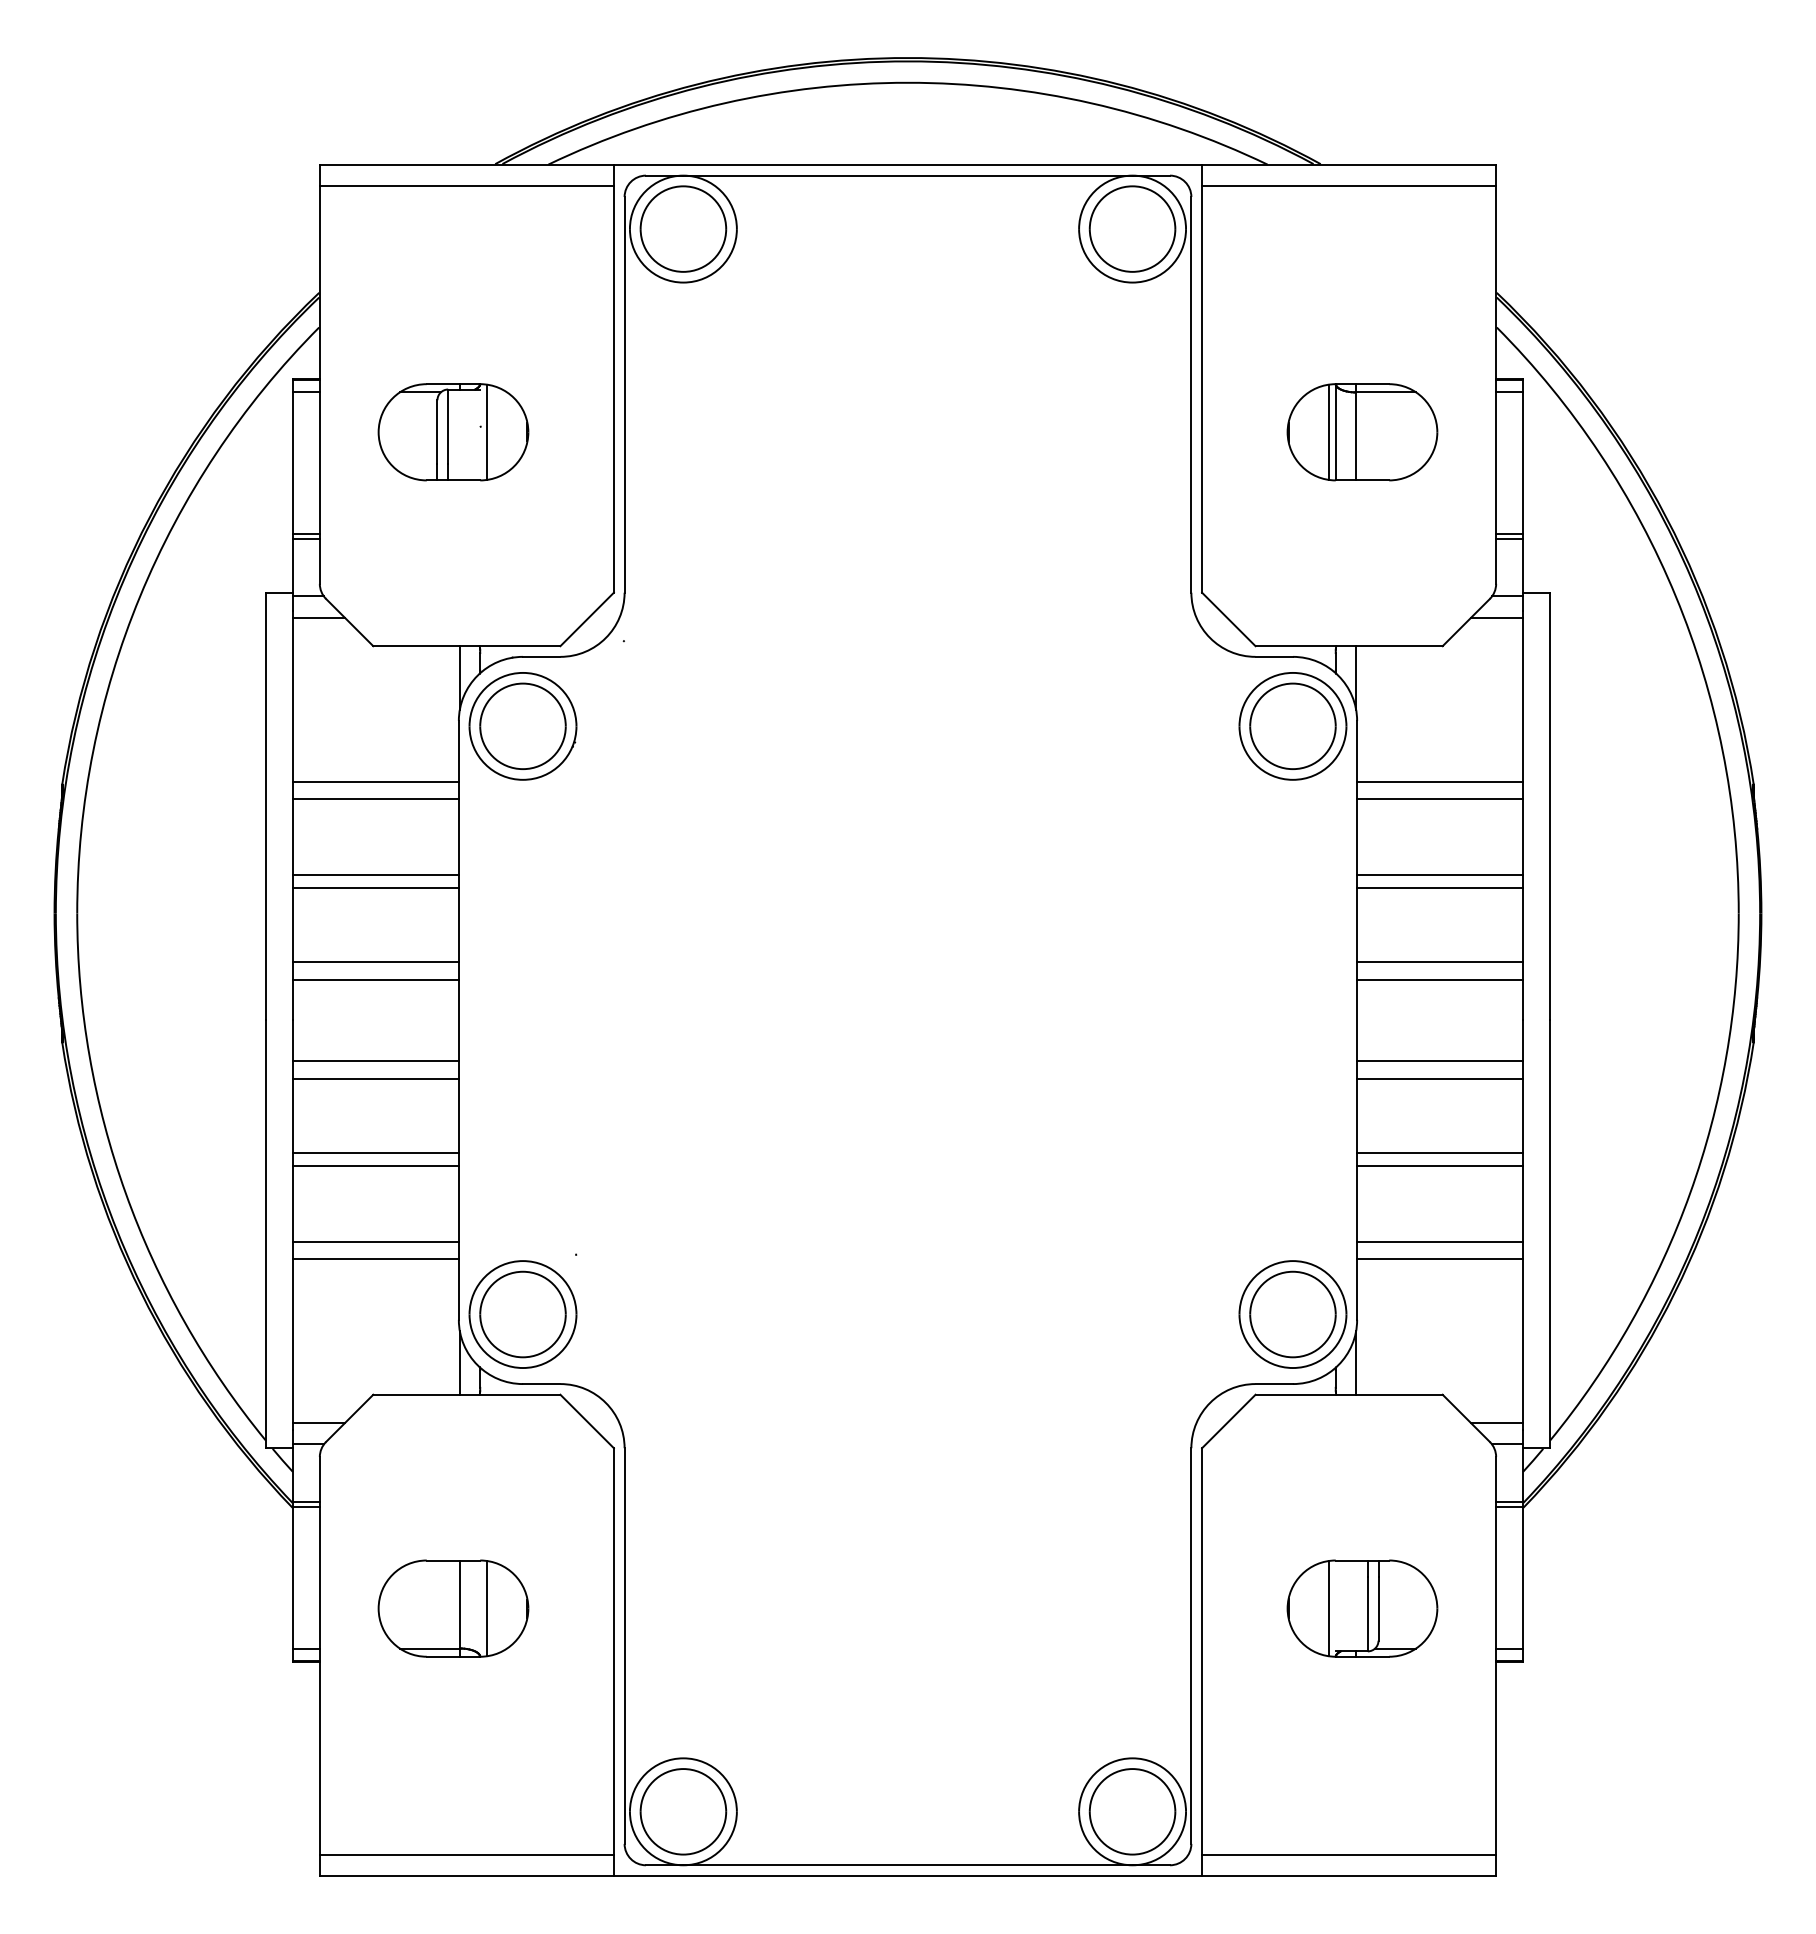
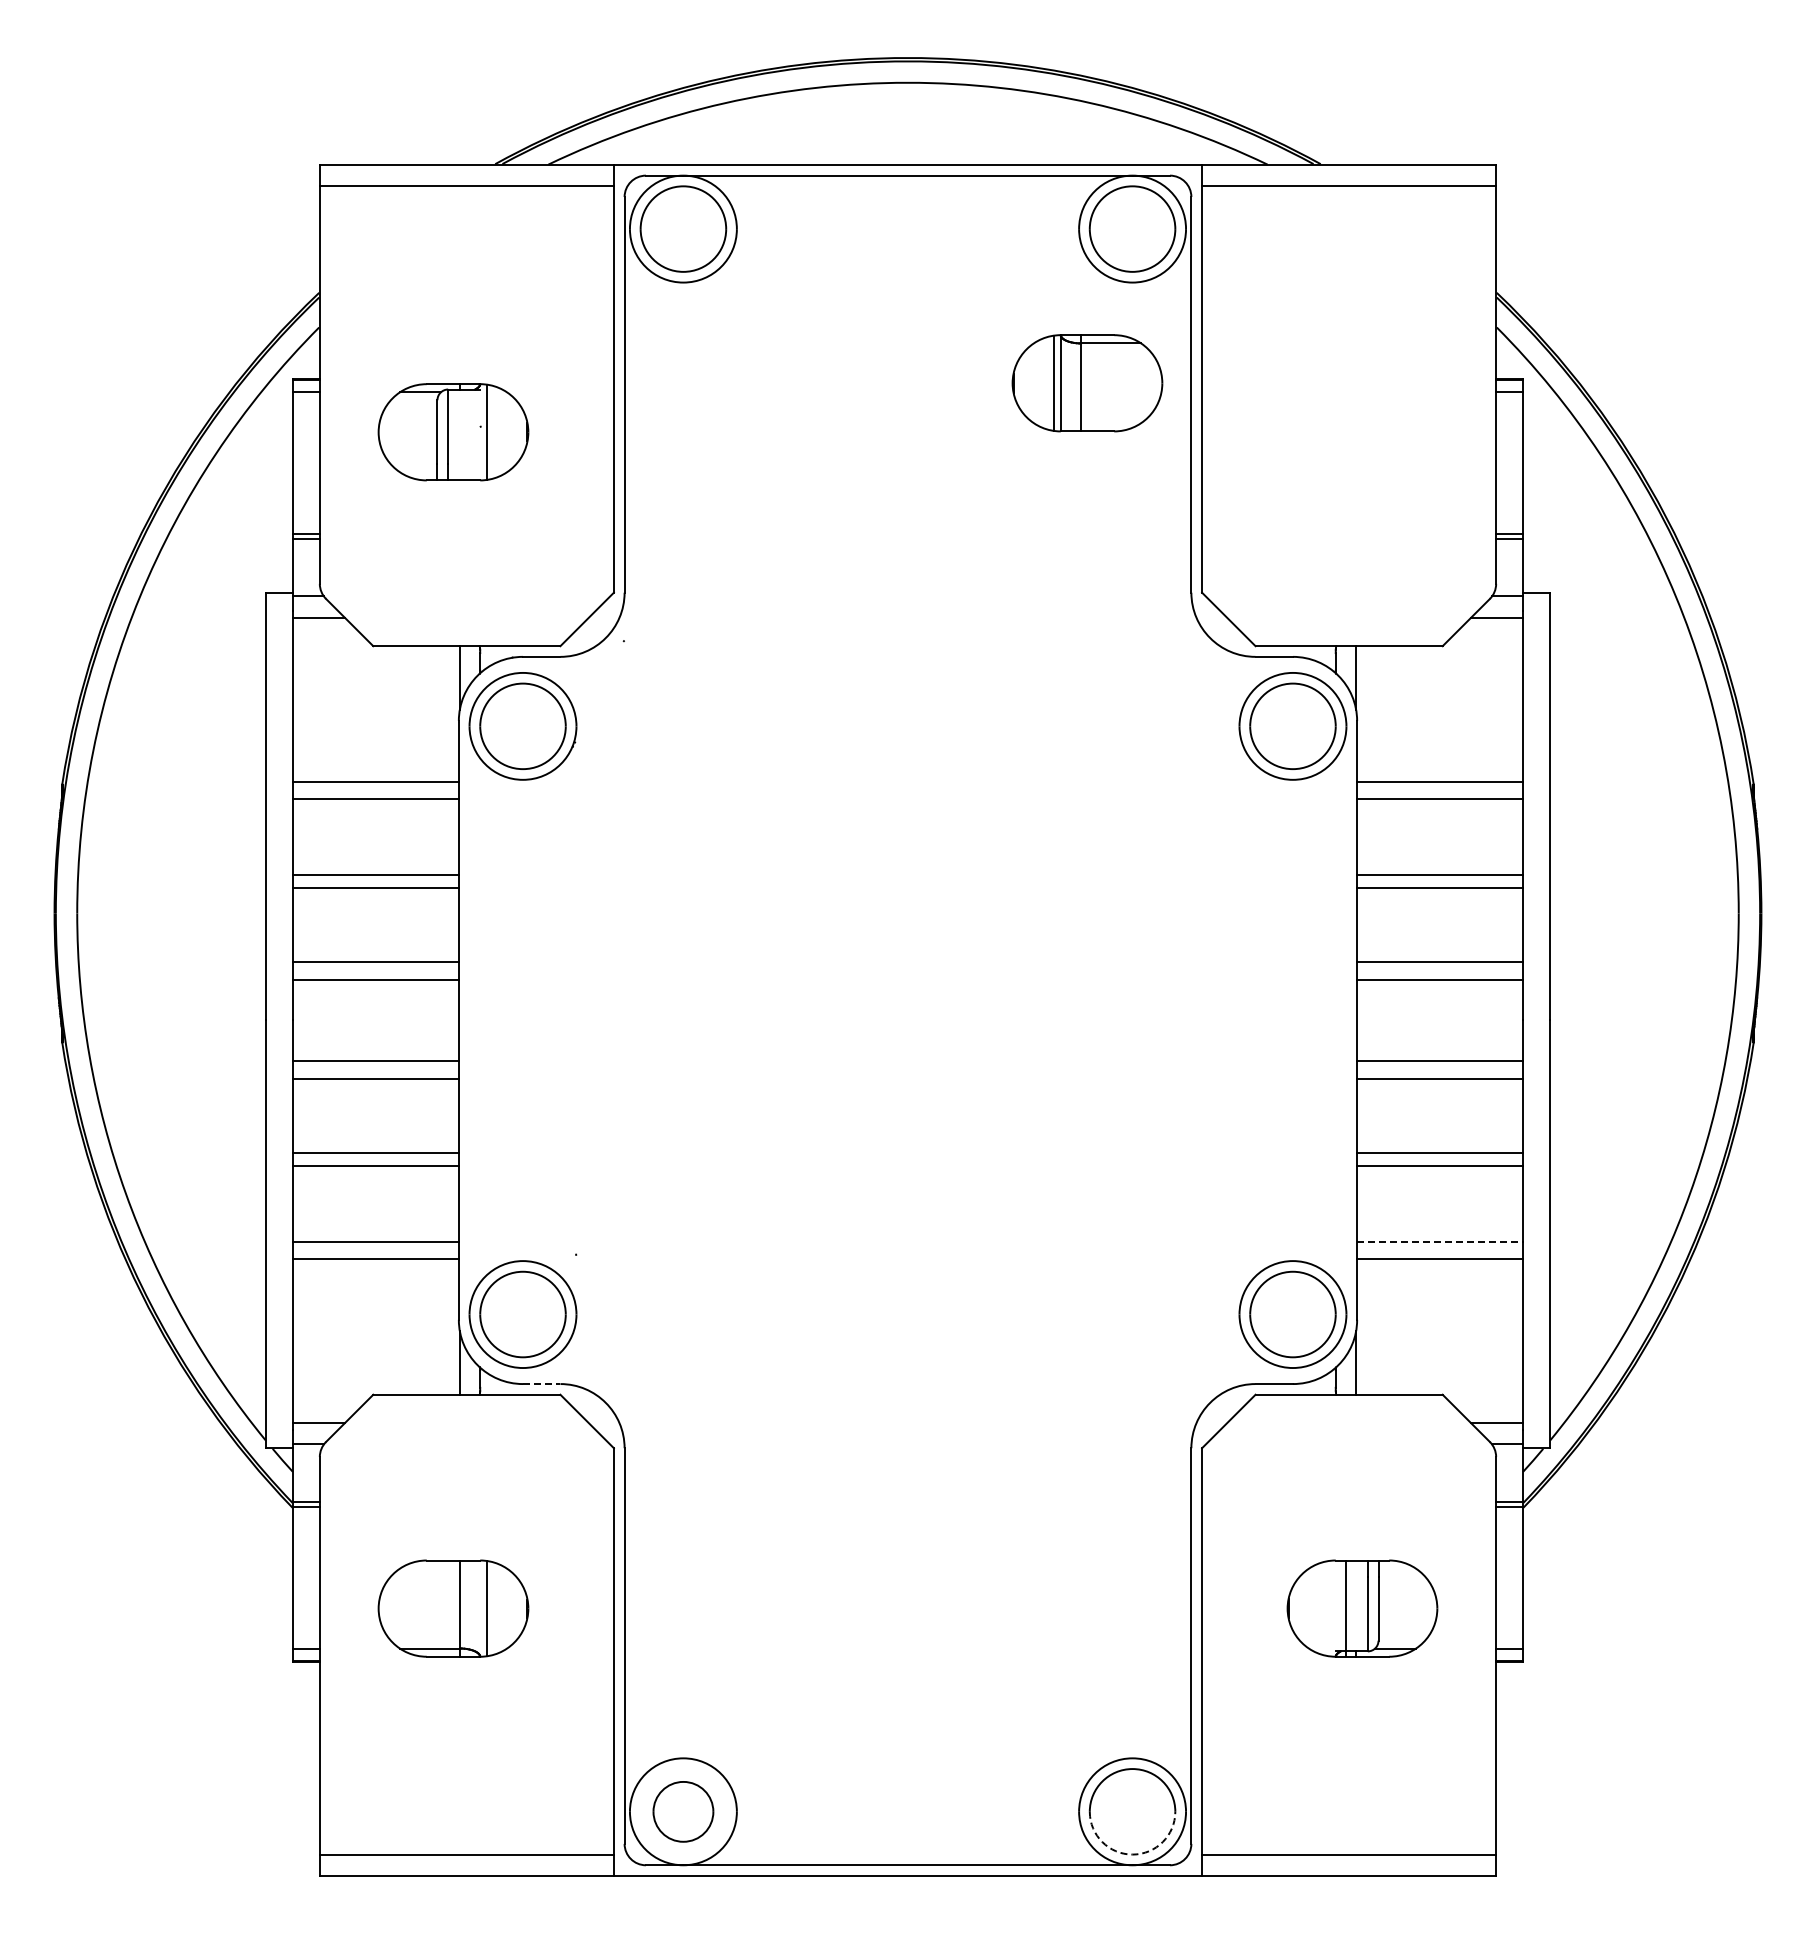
part position: (1362, 432) -> (1087, 383) (1087, 383)
line: solid -> dashed (1440, 1242)
line: solid -> dashed (541, 1384)
line position: (1329, 1608) -> (1346, 1608) (1346, 1608)
part size: 89x88 px -> 63x62 px (683, 1811)
arc: solid -> dashed (1132, 1854)
